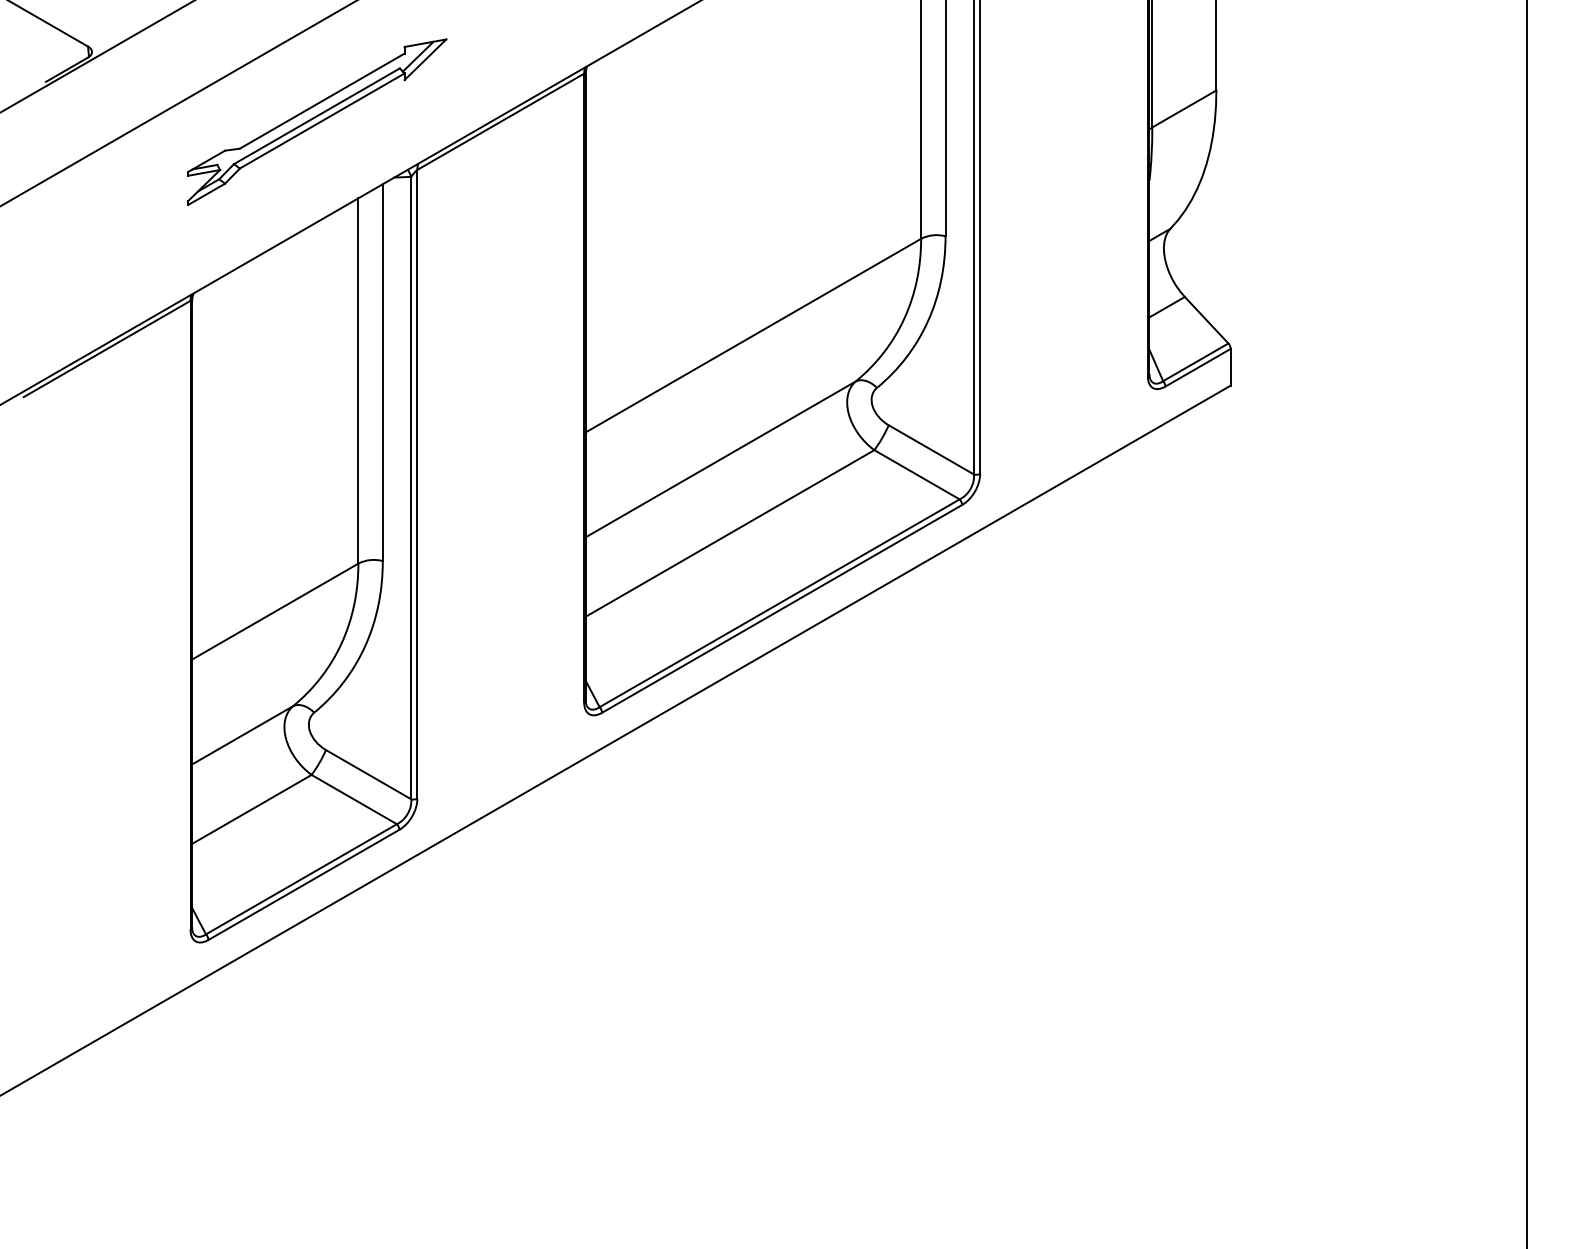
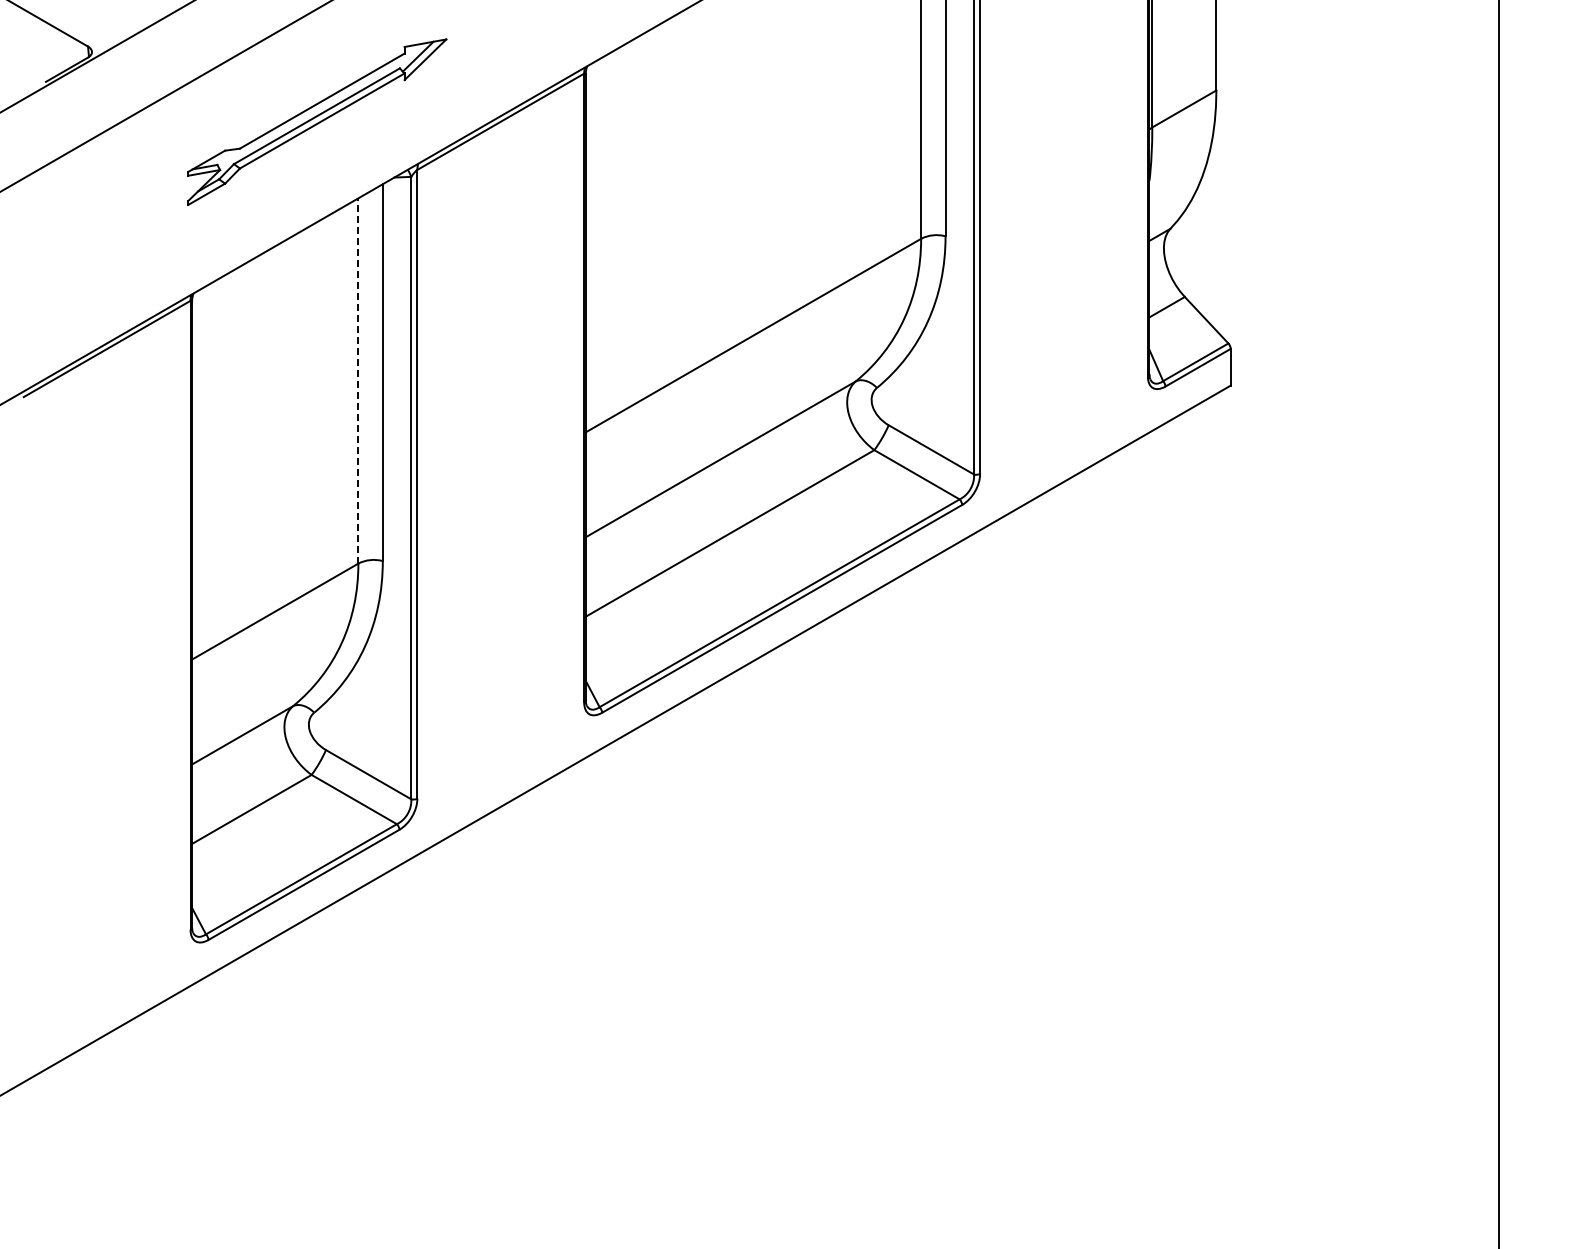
line position: (177, 103) -> (165, 96) (165, 96)
line: solid -> dashed (358, 380)
line position: (1526, 623) -> (1498, 623) (1498, 623)
